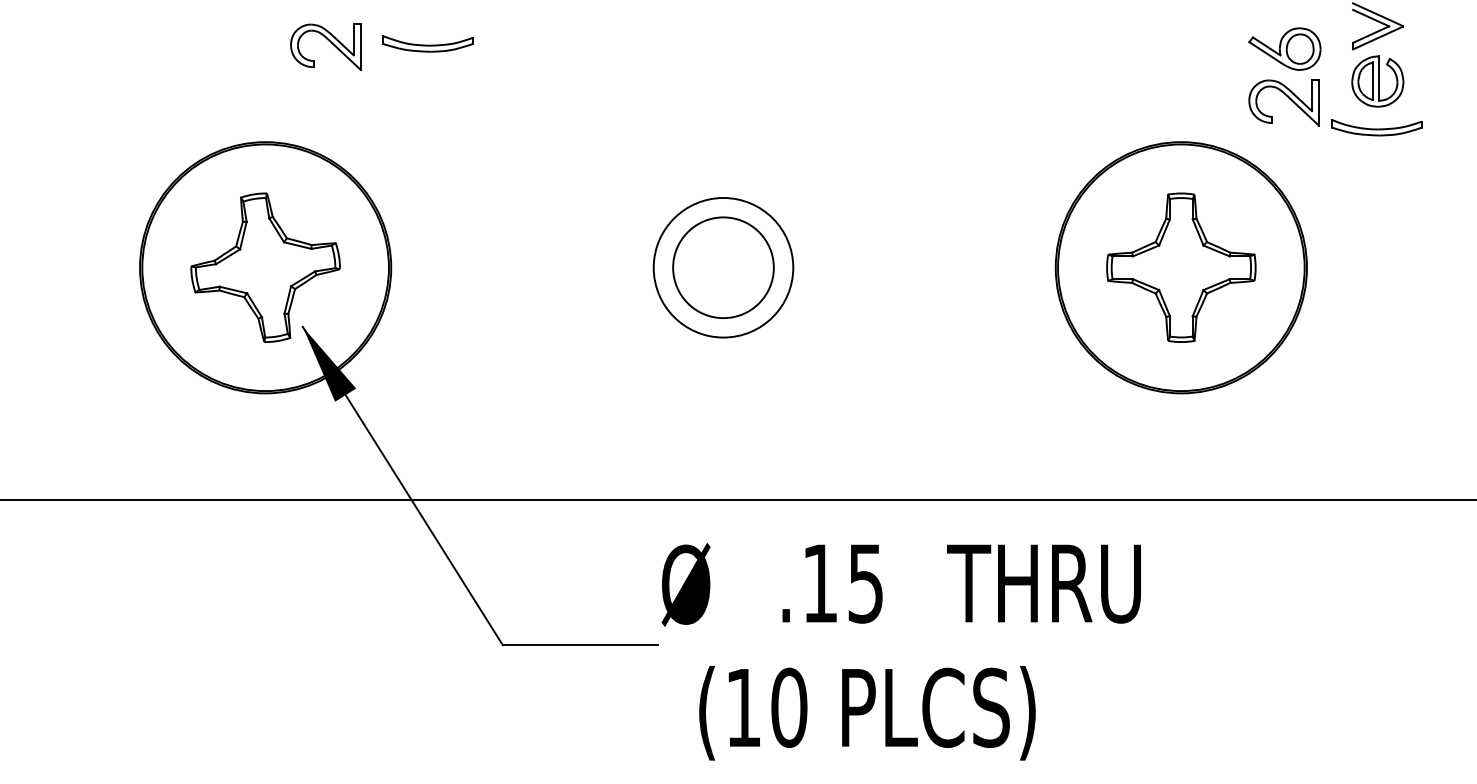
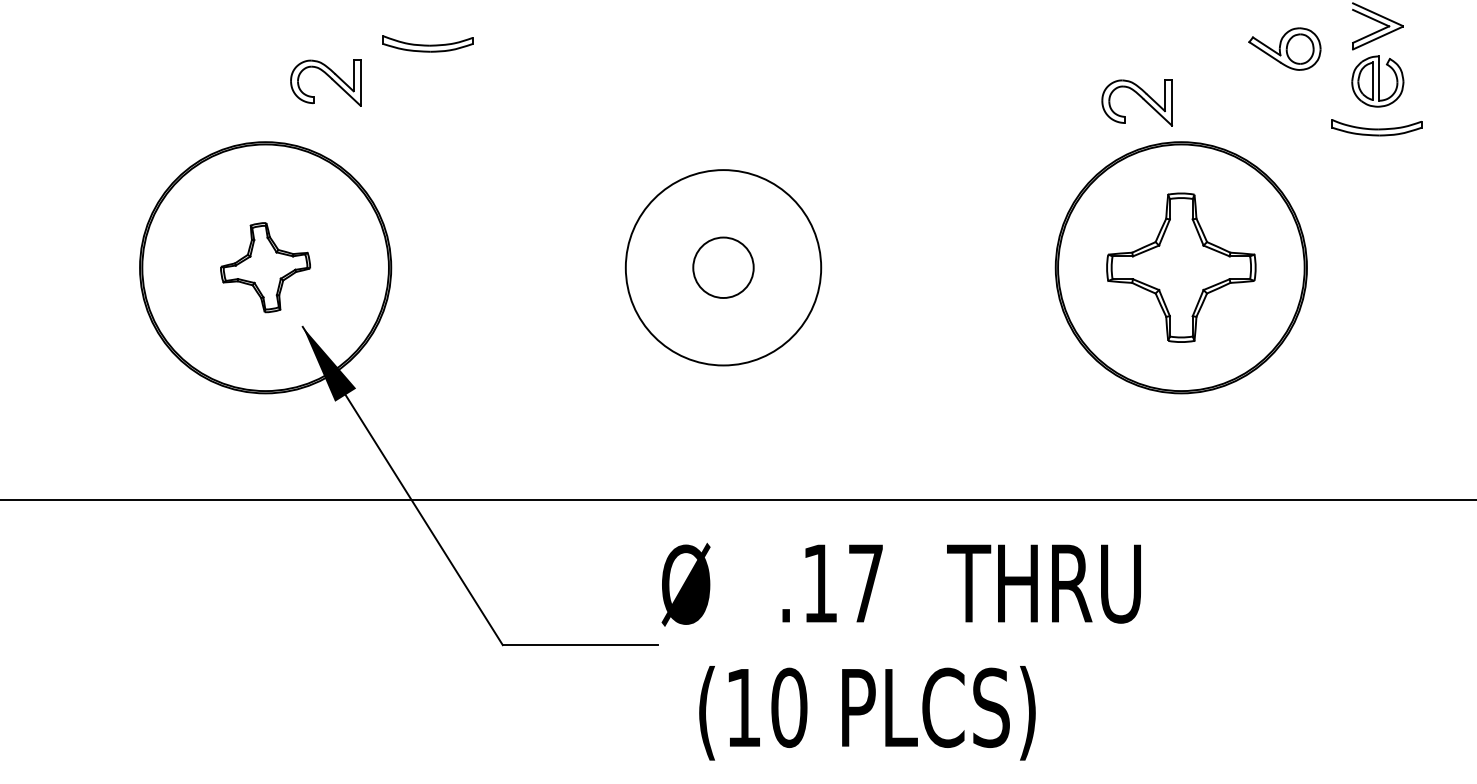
part position: (327, 40) -> (327, 76) (327, 76)
part position: (1287, 97) -> (1140, 97) (1140, 97)
part size: 151x151 px -> 91x92 px (265, 267)
circle diameter: 101 px -> 60 px (723, 267)
circle diameter: 140 px -> 195 px (723, 267)
text: .15 -> .17 (865, 583)
